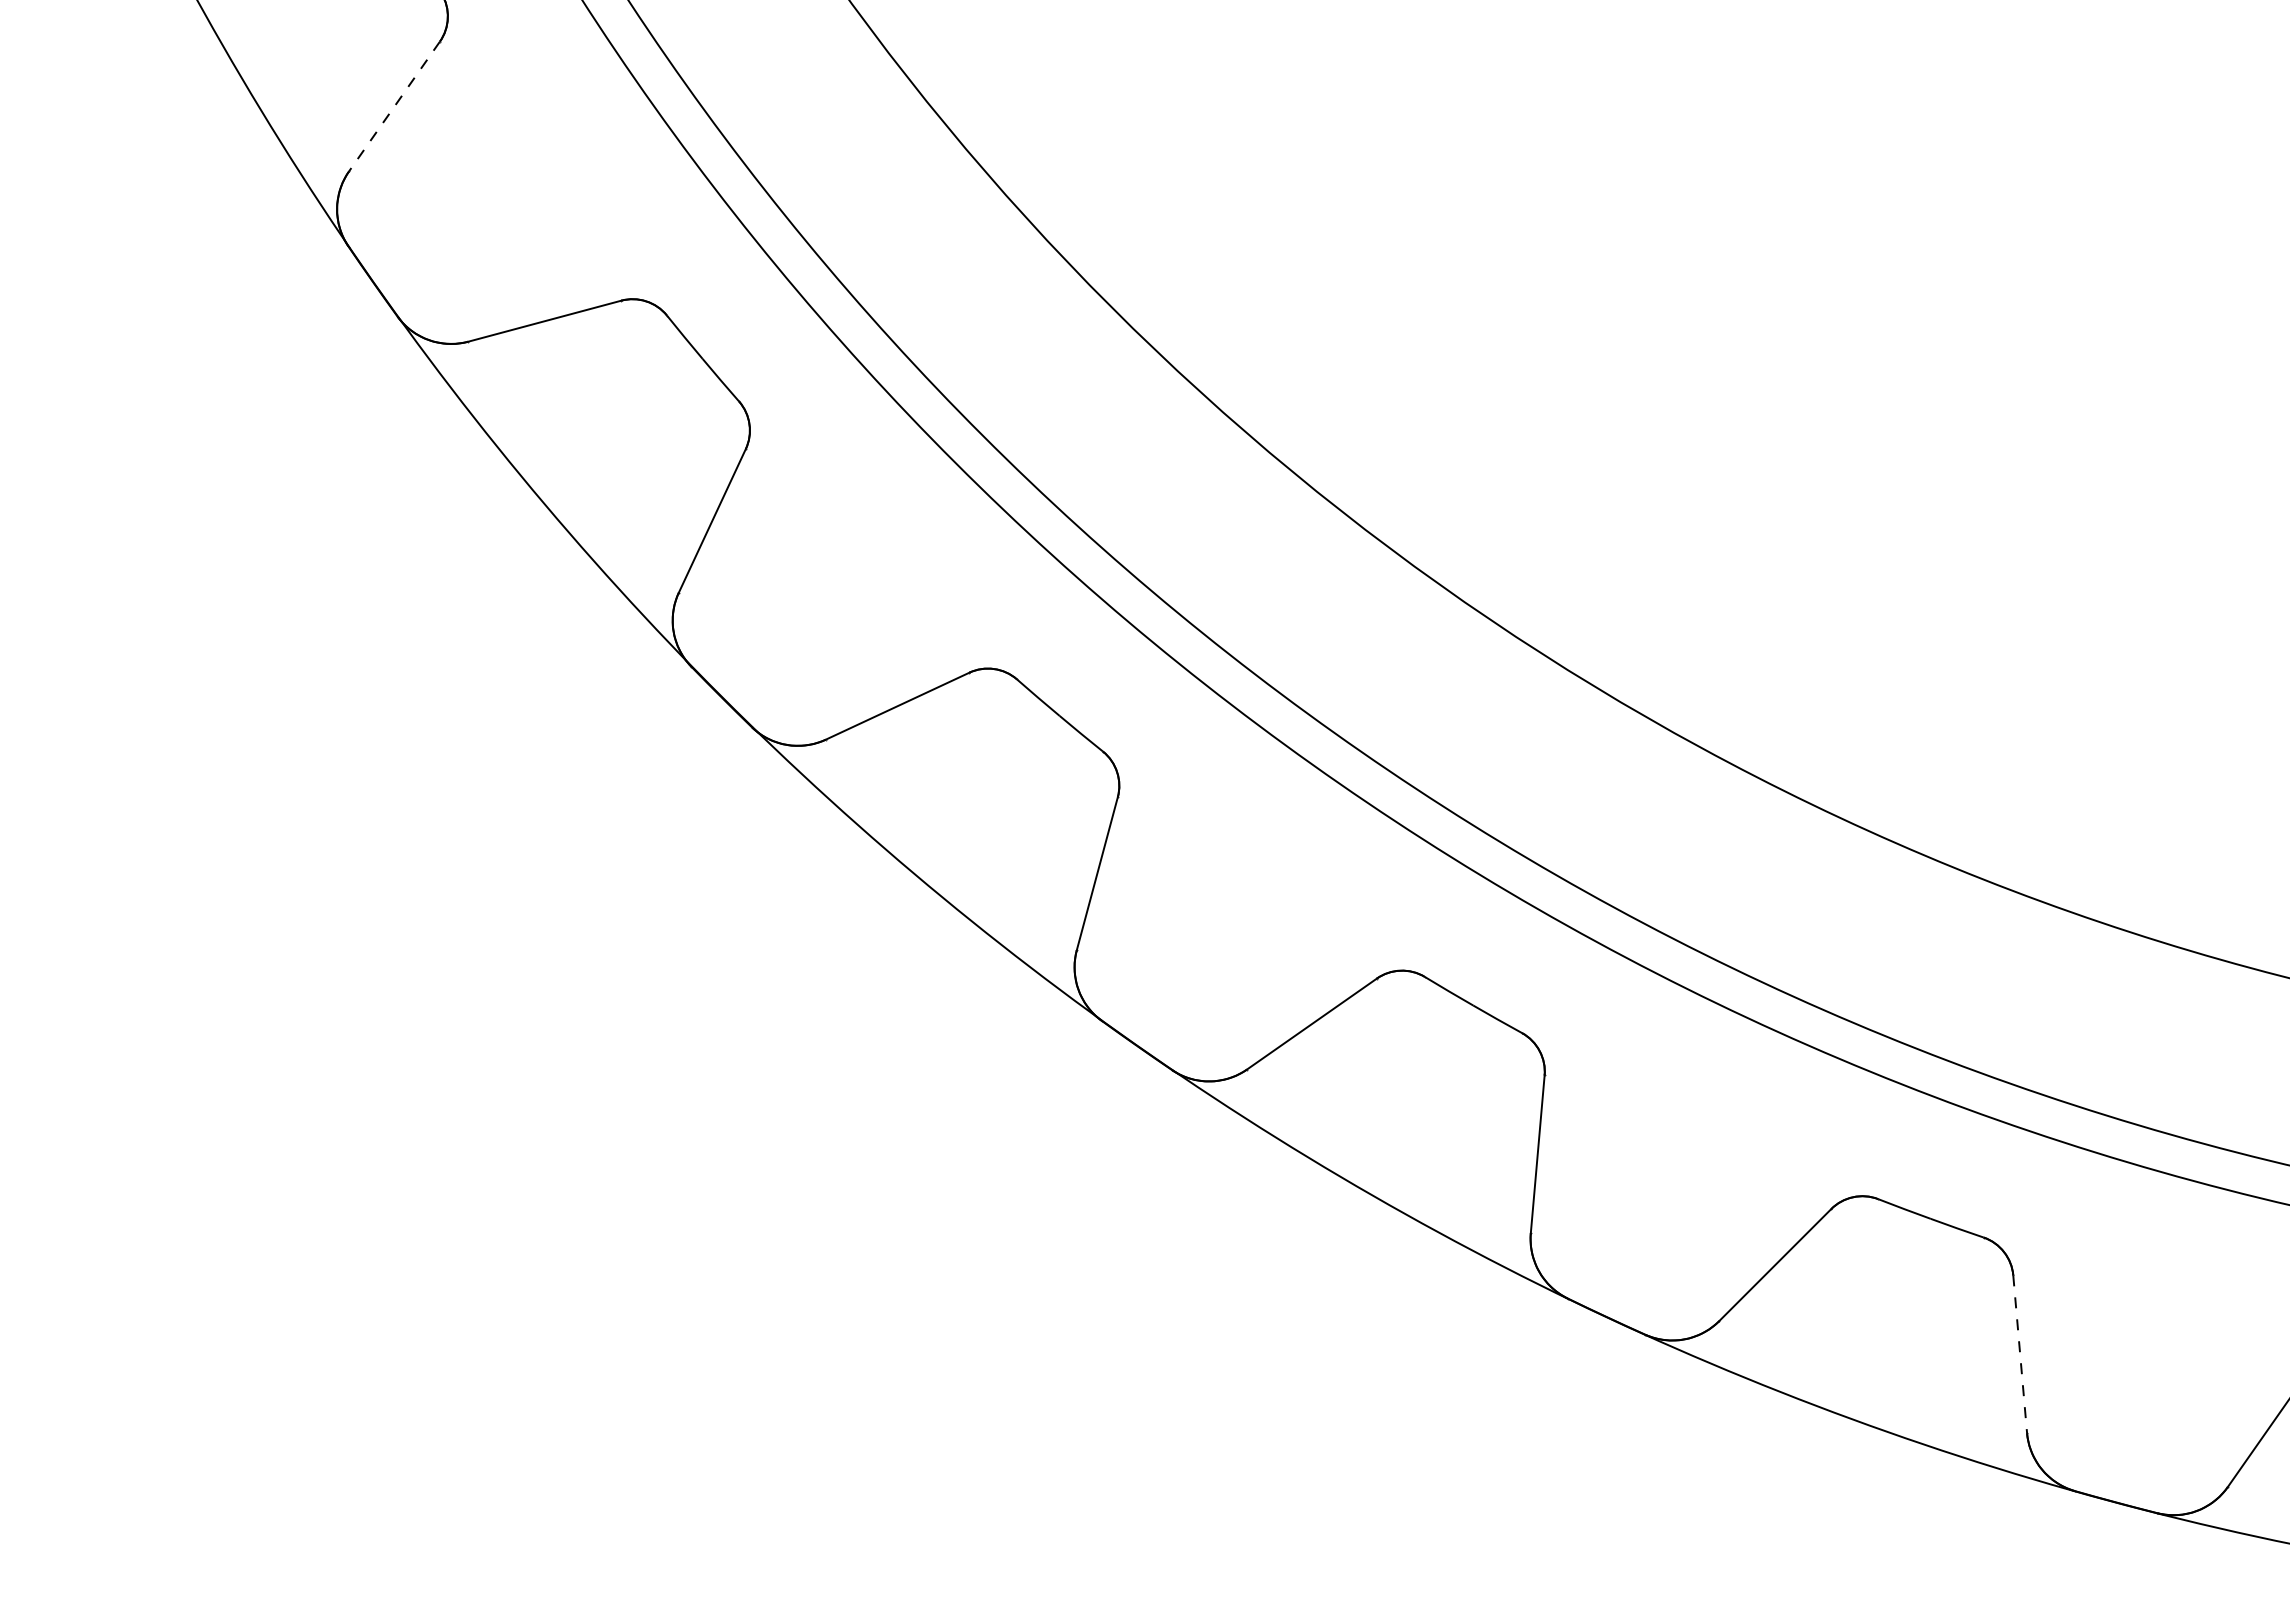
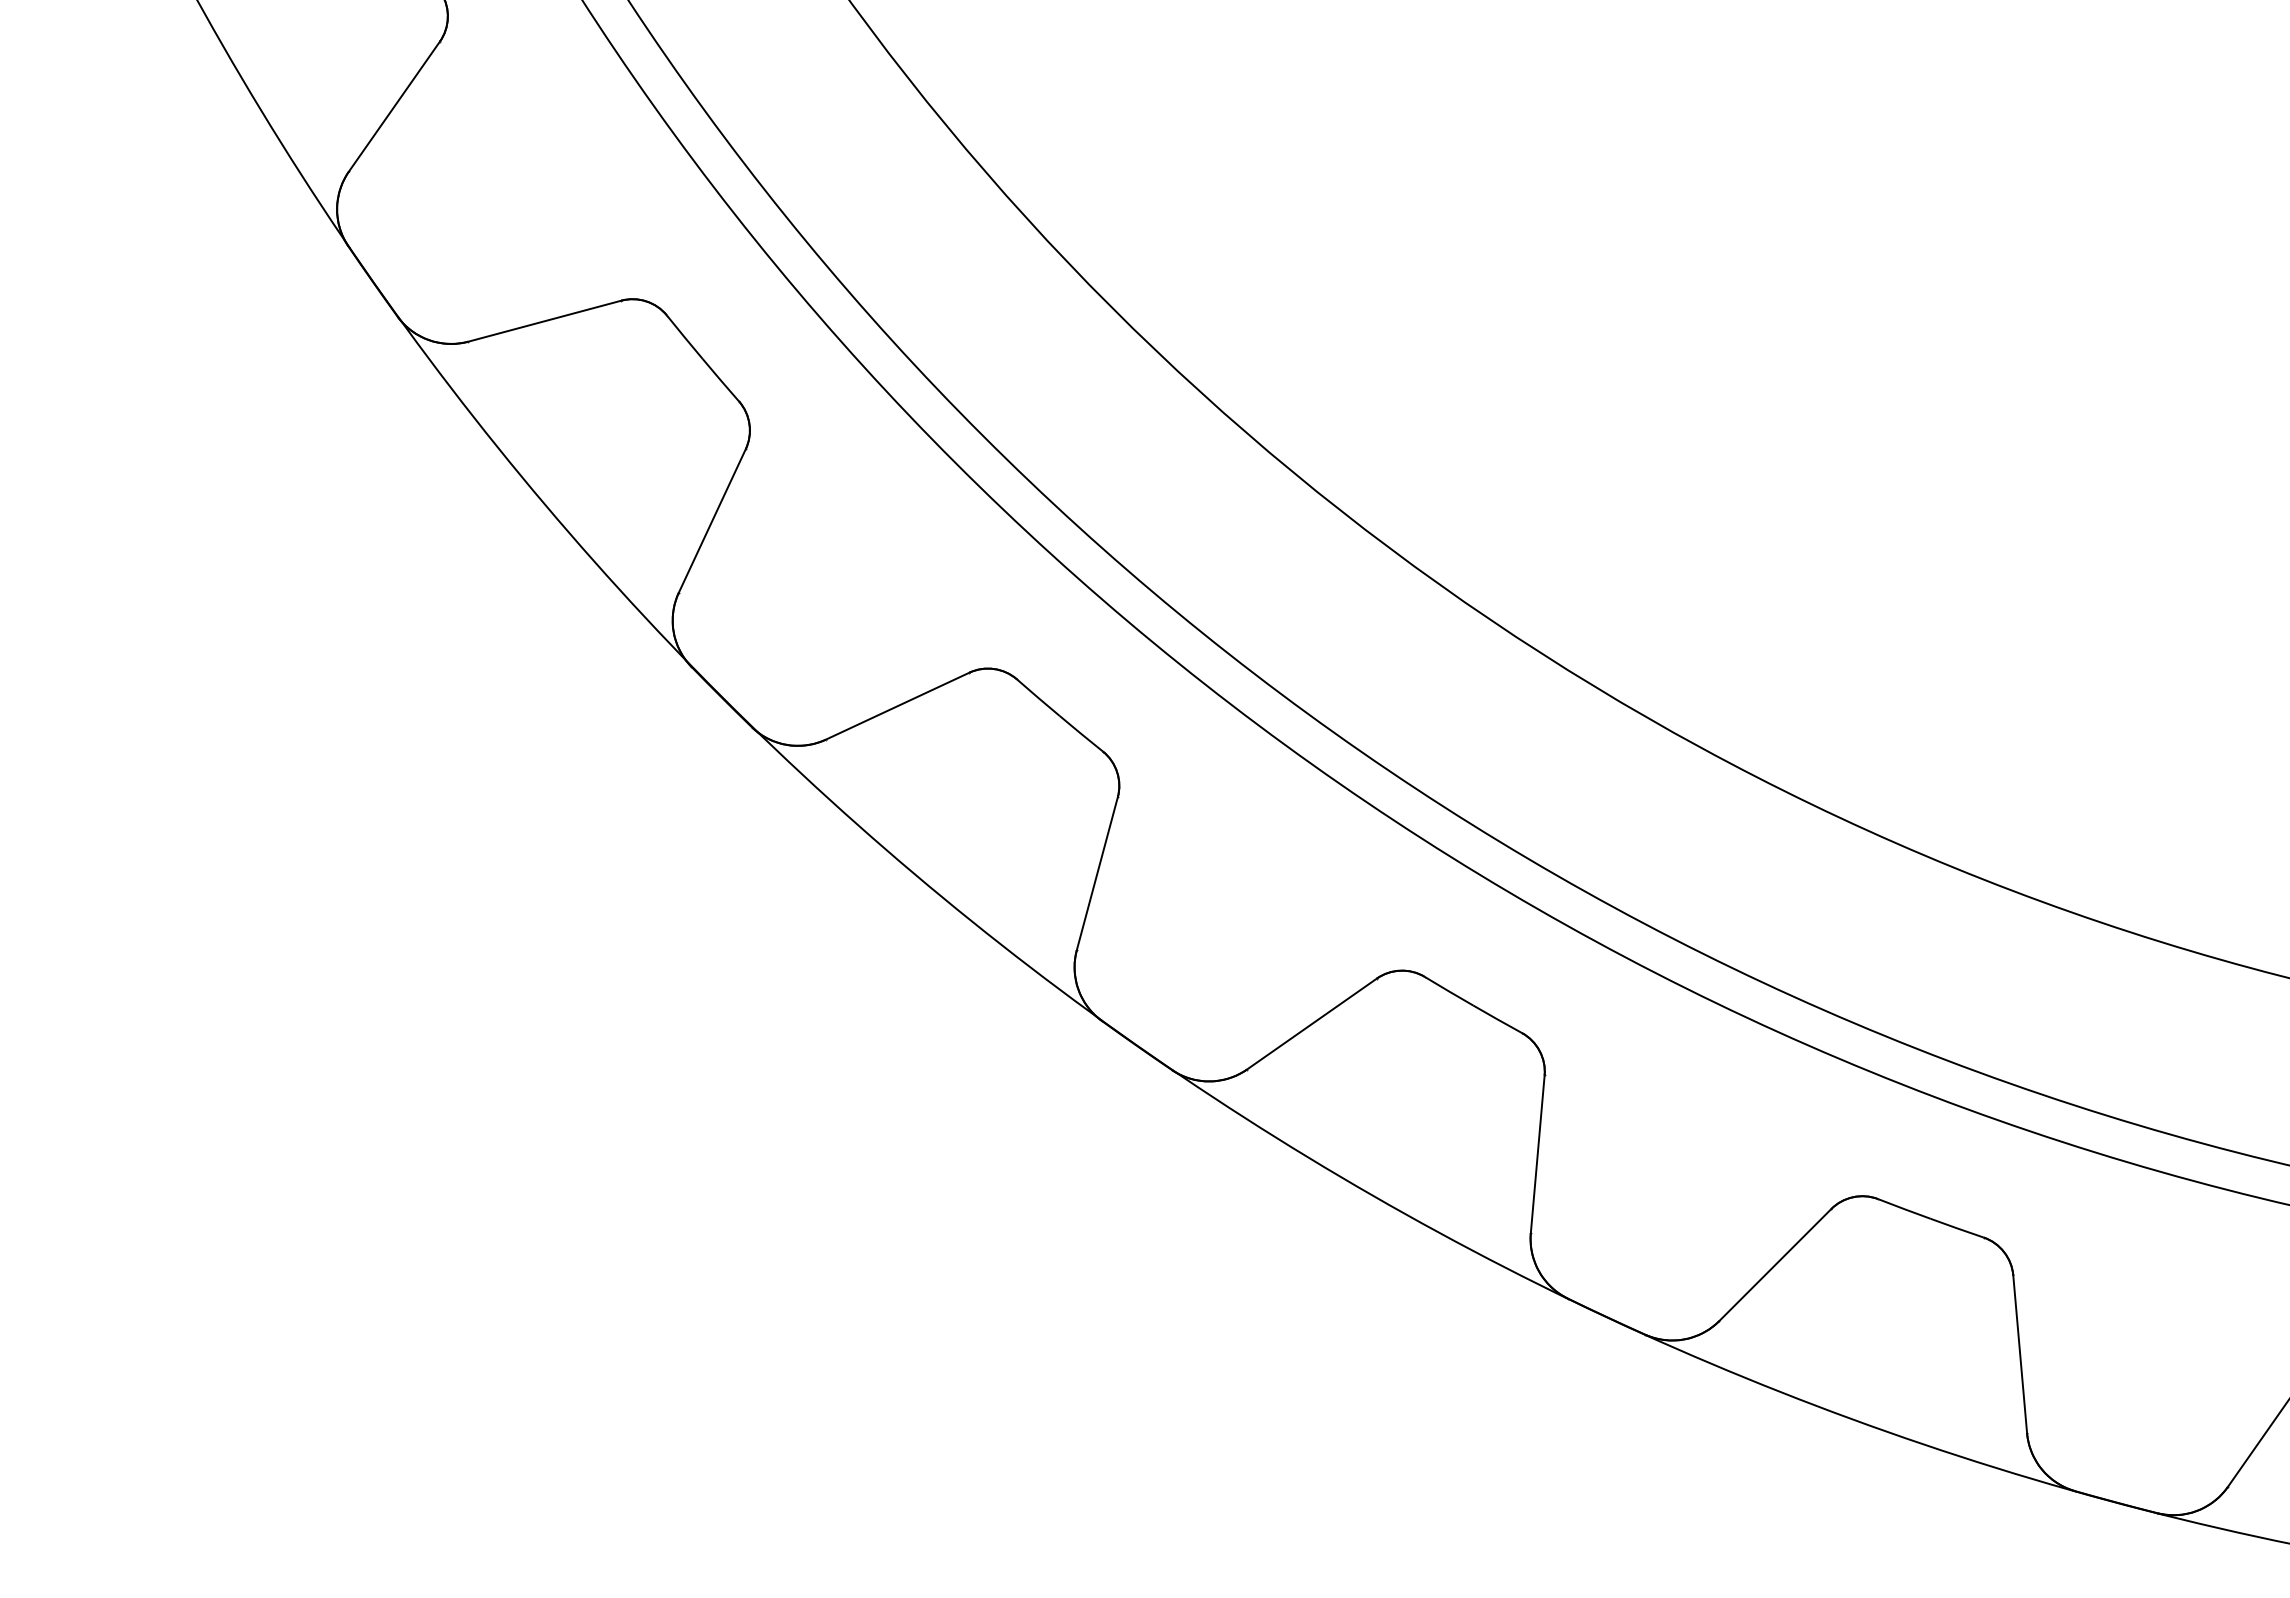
line: dashed -> solid (394, 106)
line: dashed -> solid (2020, 1354)
